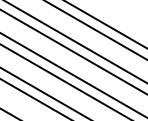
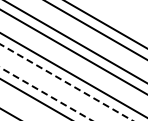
line: solid -> dashed (67, 82)
line: solid -> dashed (46, 94)
